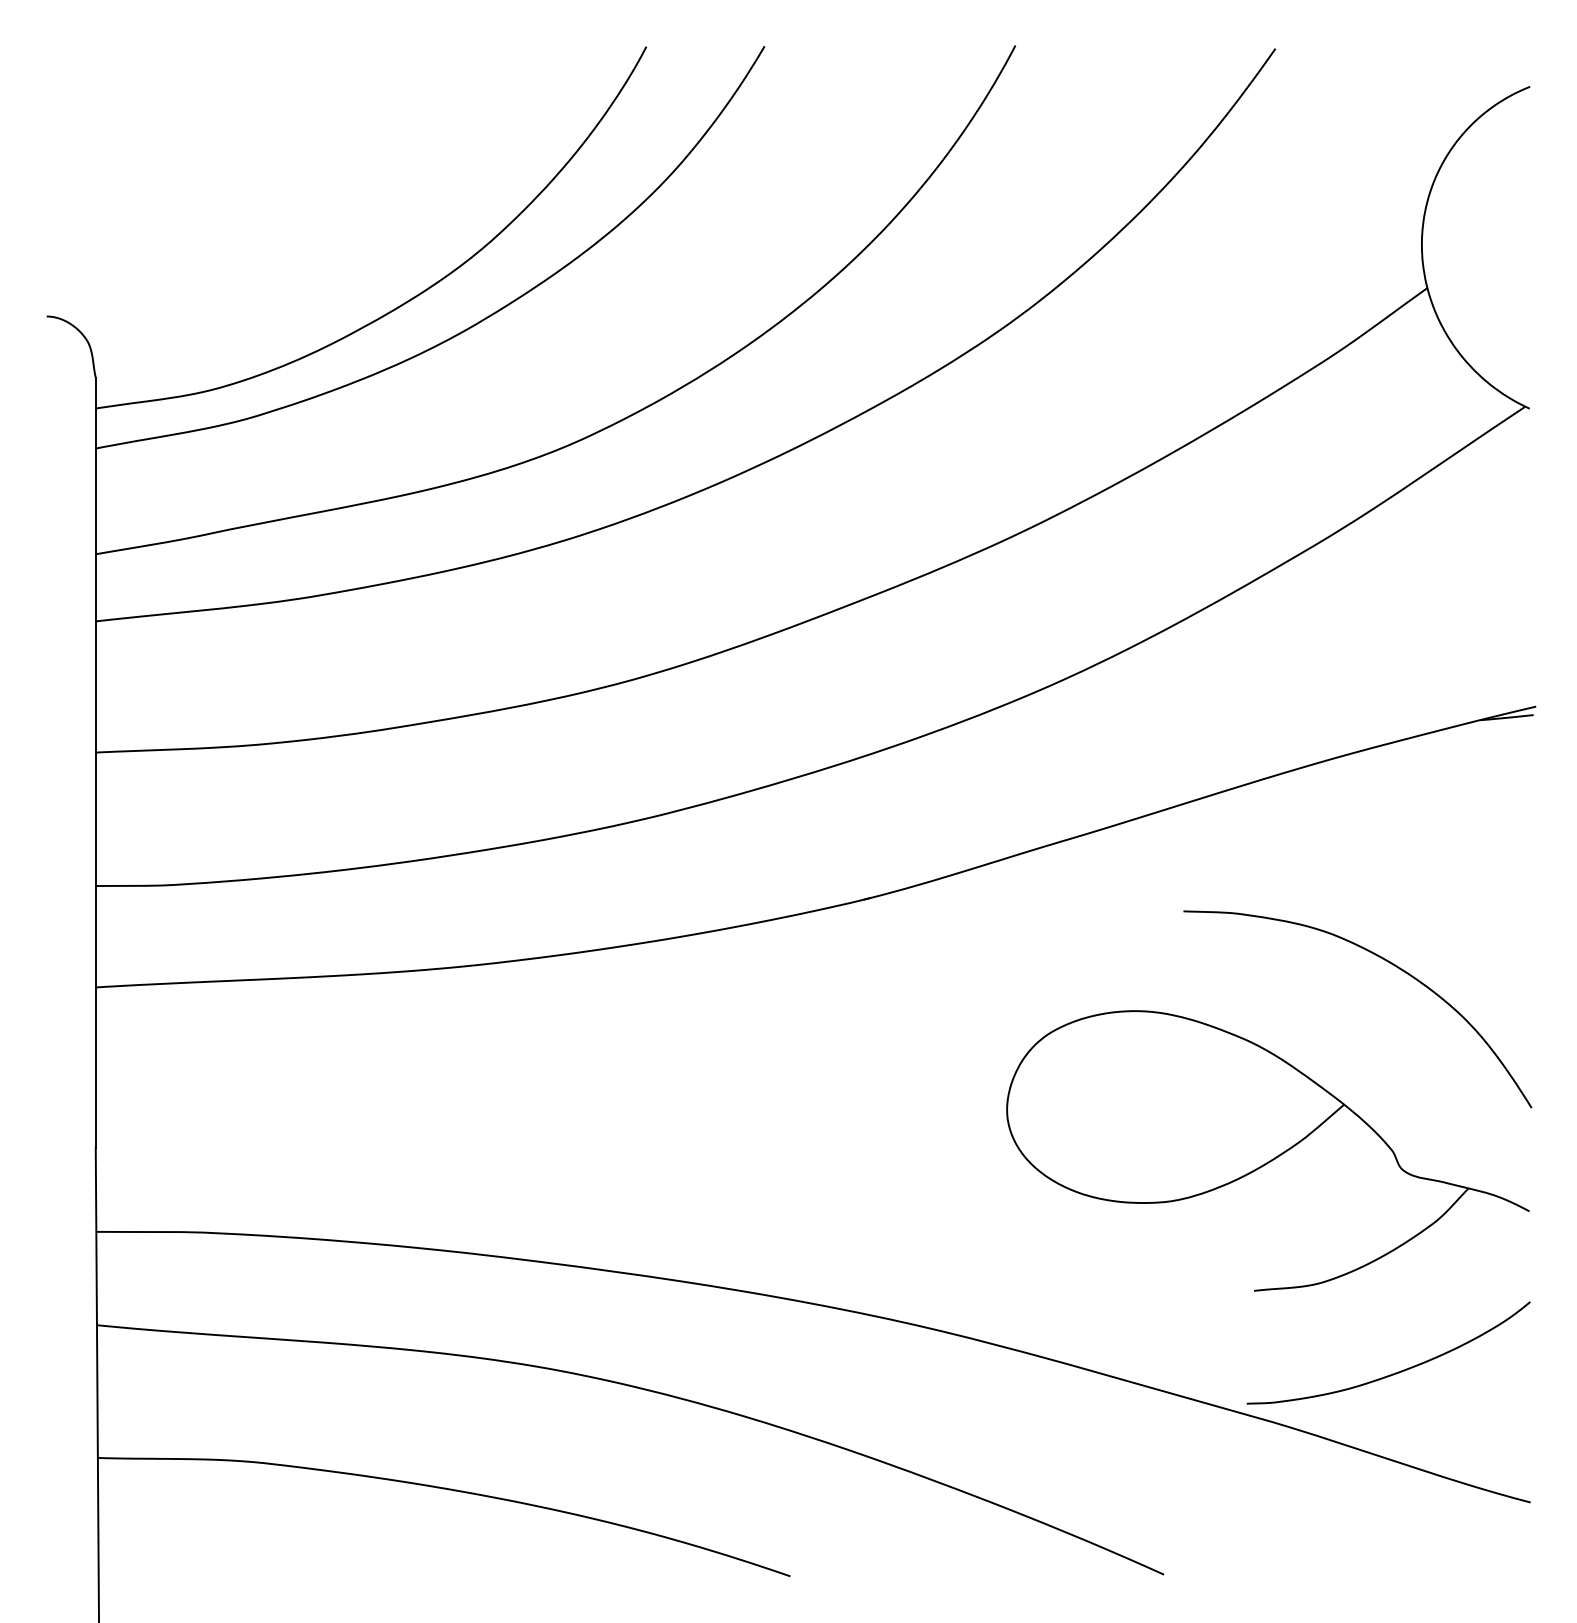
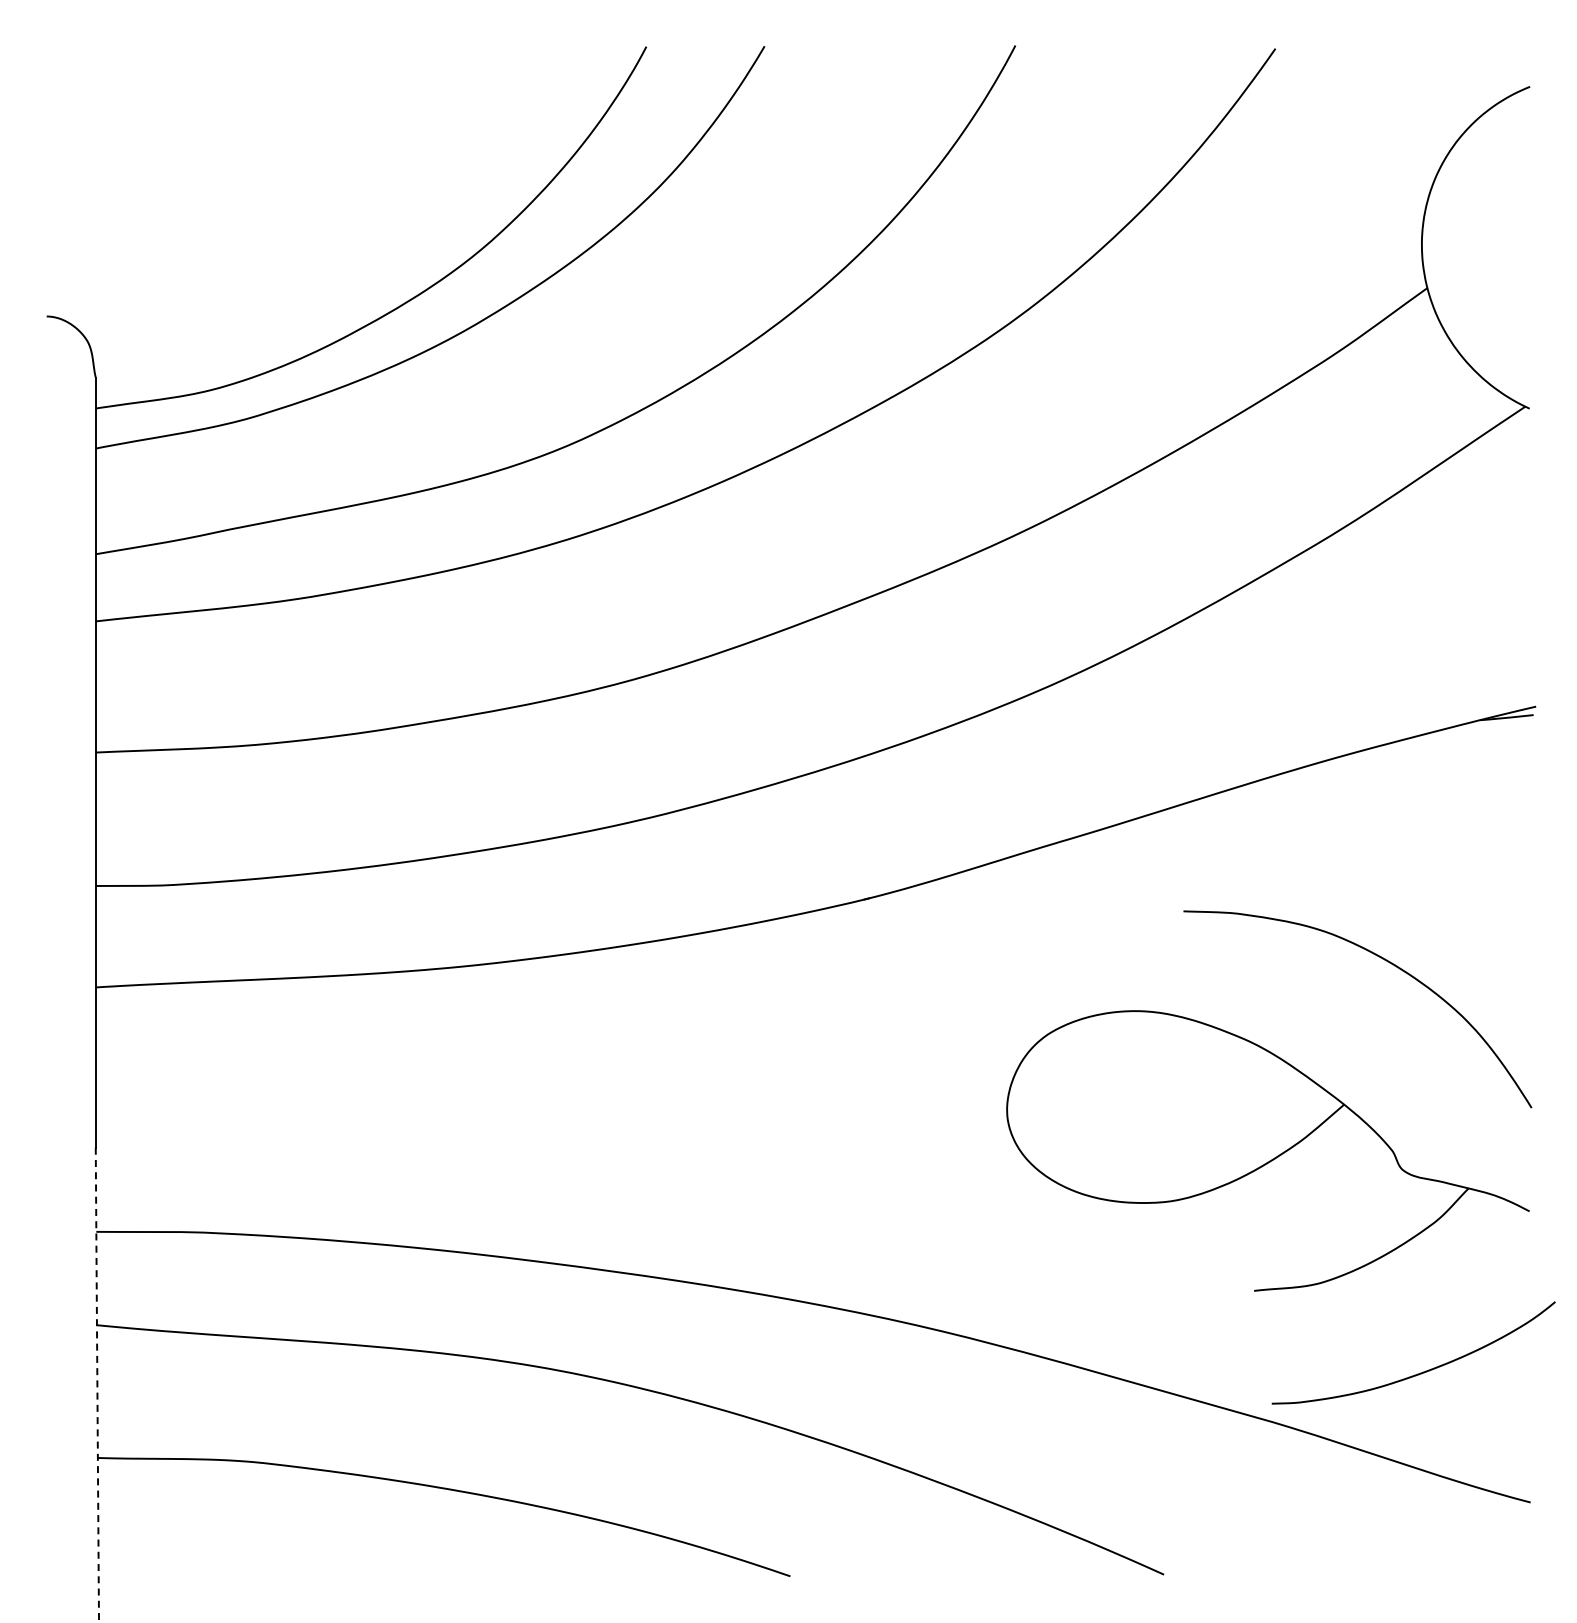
curve position: (1395, 1372) -> (1420, 1372) (1420, 1372)
line: solid -> dashed (97, 1385)
